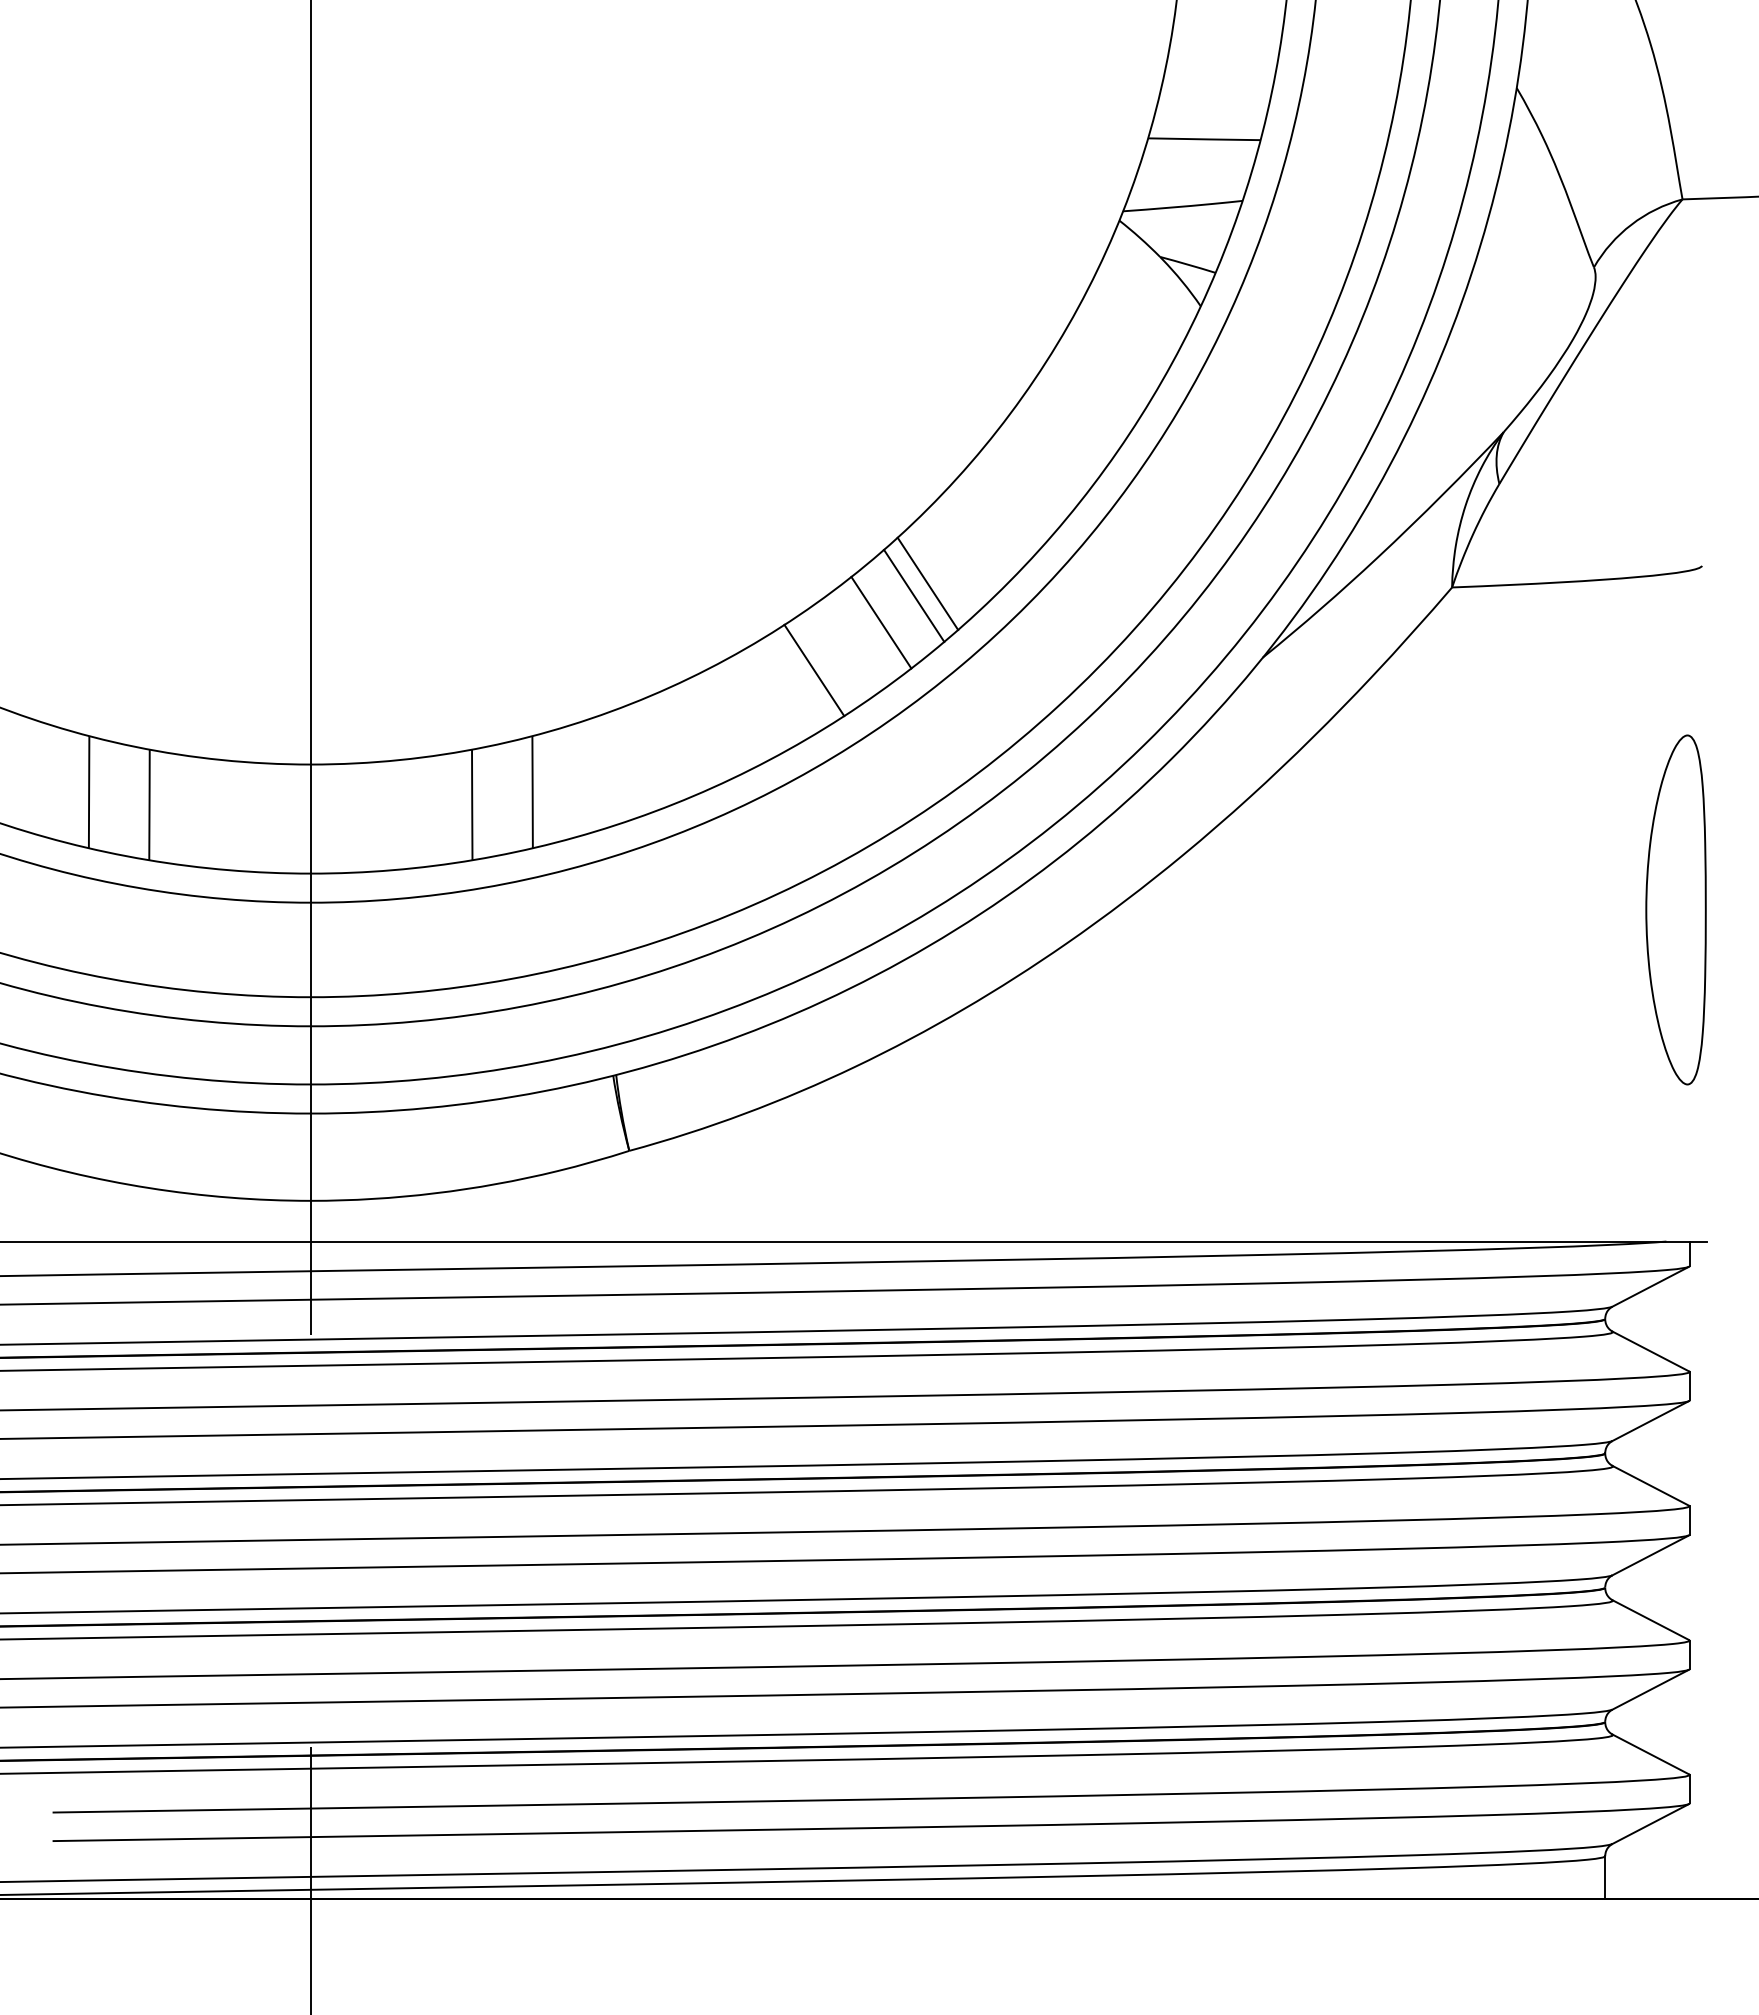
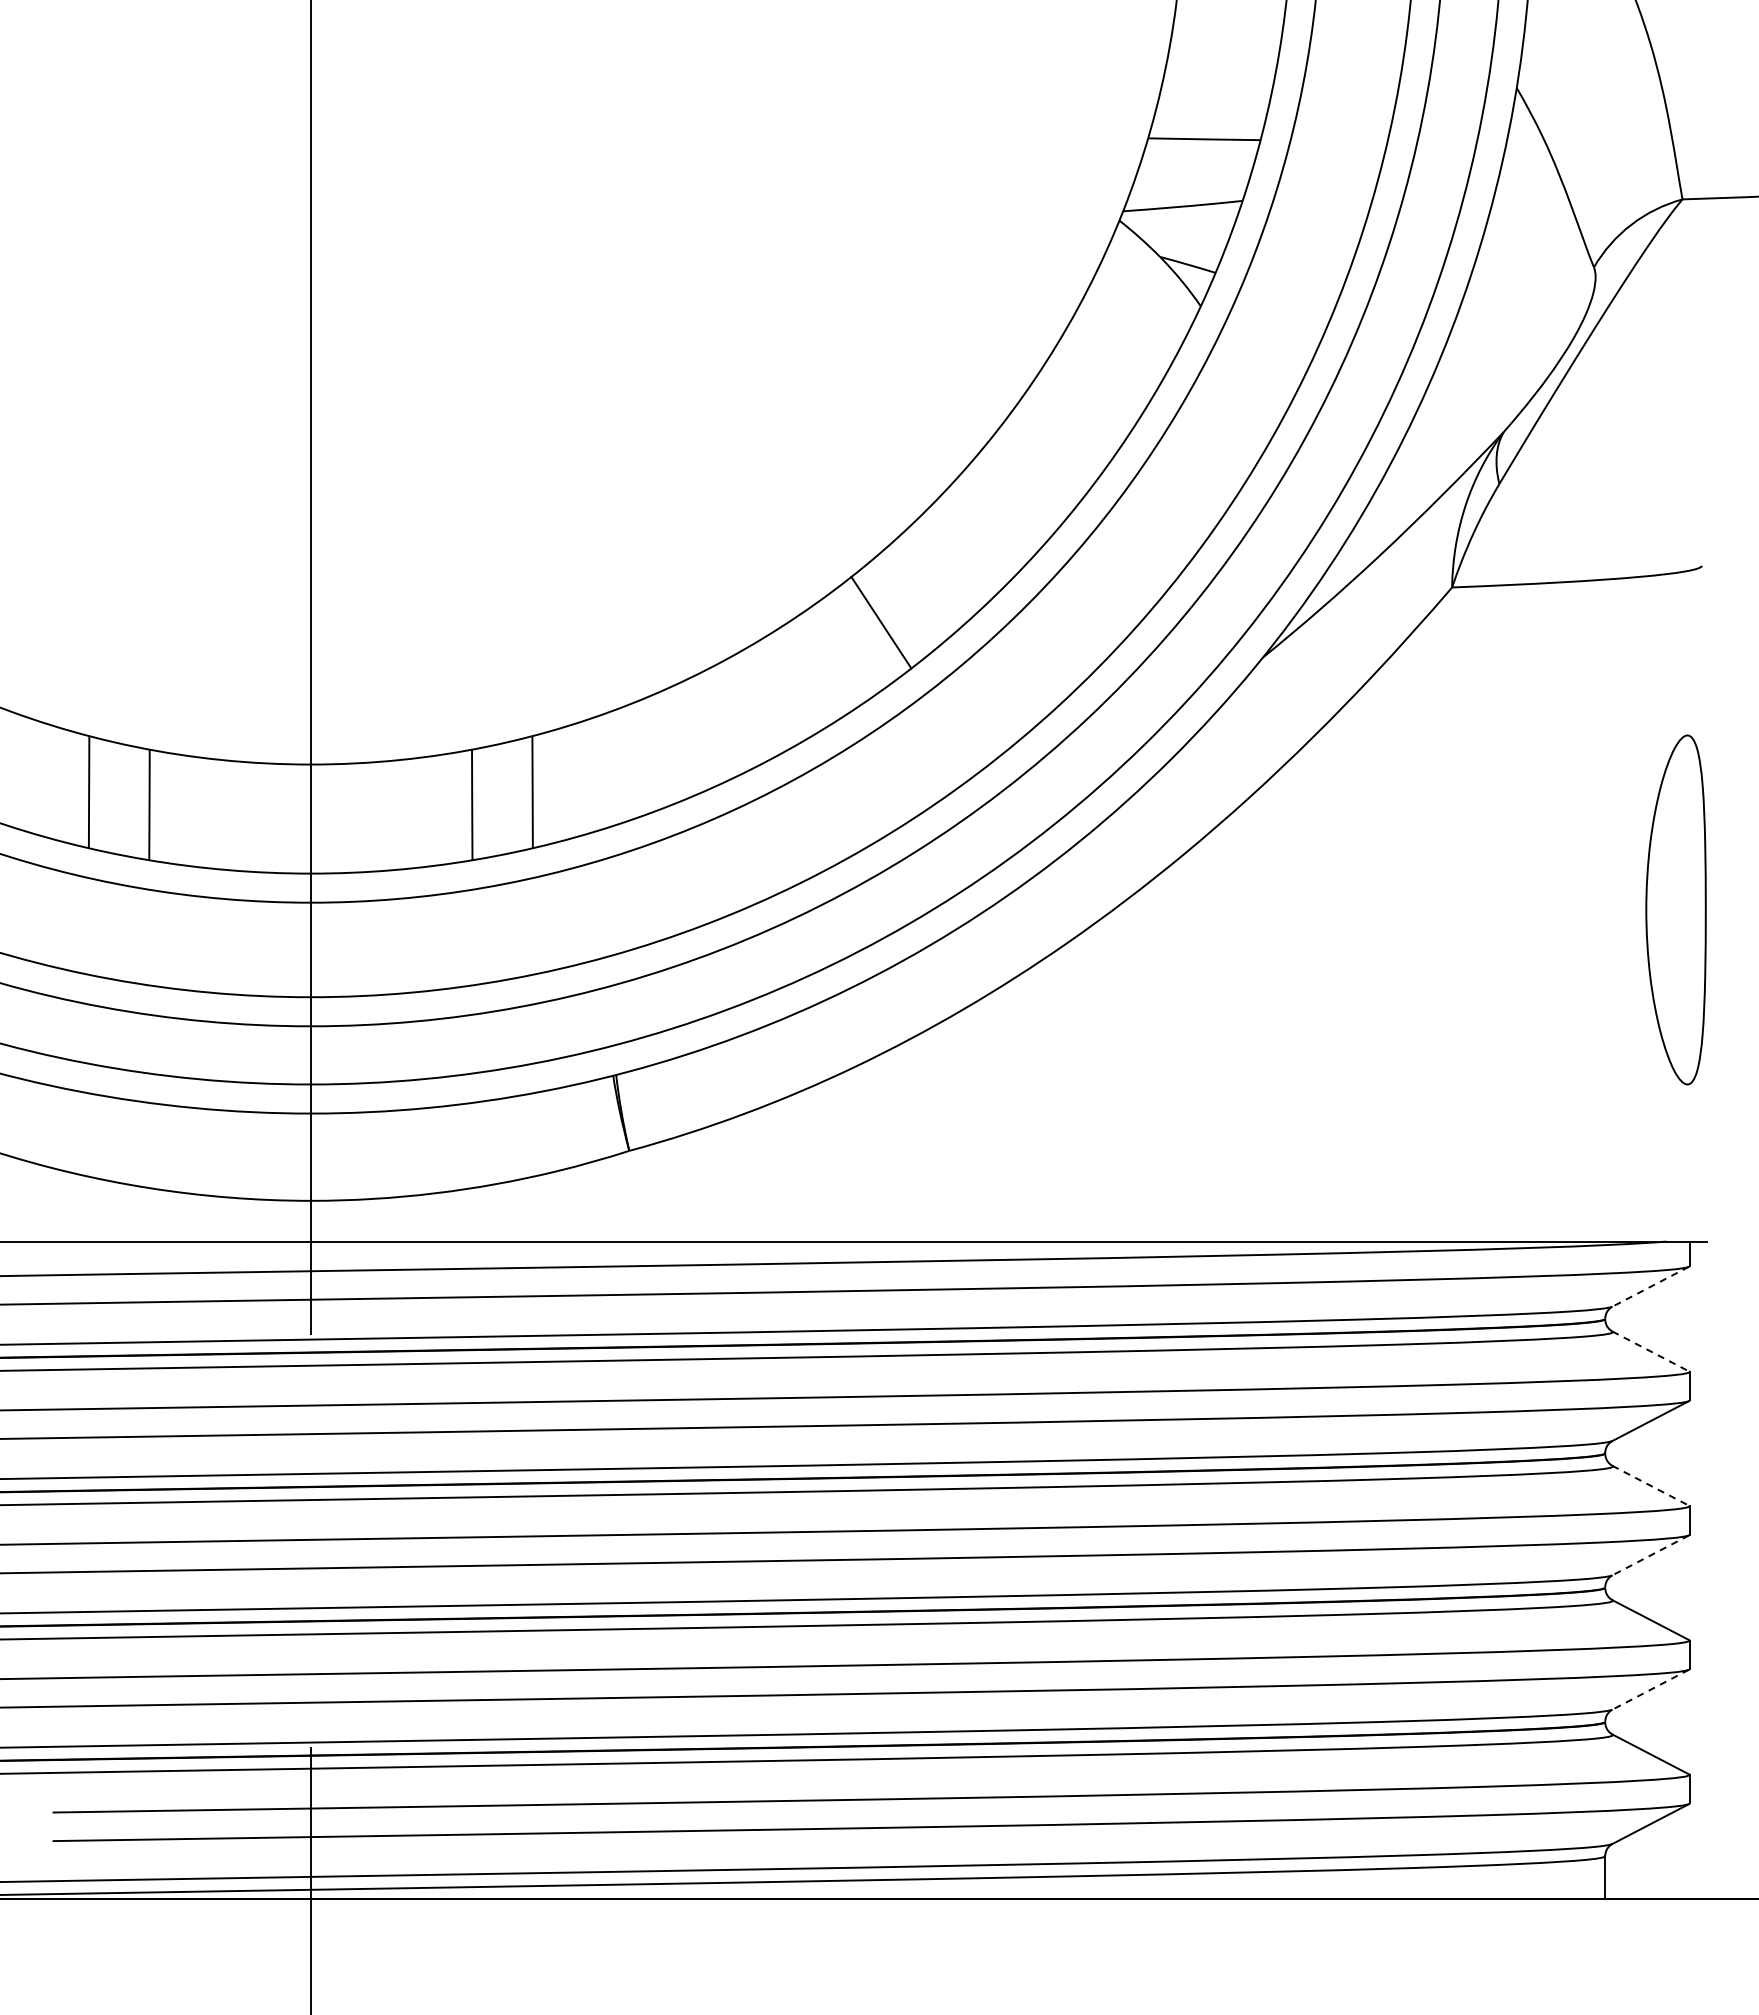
line: present -> none (927, 583)
line: present -> none (914, 595)
line: present -> none (814, 670)
line: solid -> dashed (1650, 1287)
line: solid -> dashed (1651, 1351)
line: solid -> dashed (1651, 1485)
line: solid -> dashed (1650, 1555)
line: solid -> dashed (1650, 1689)
